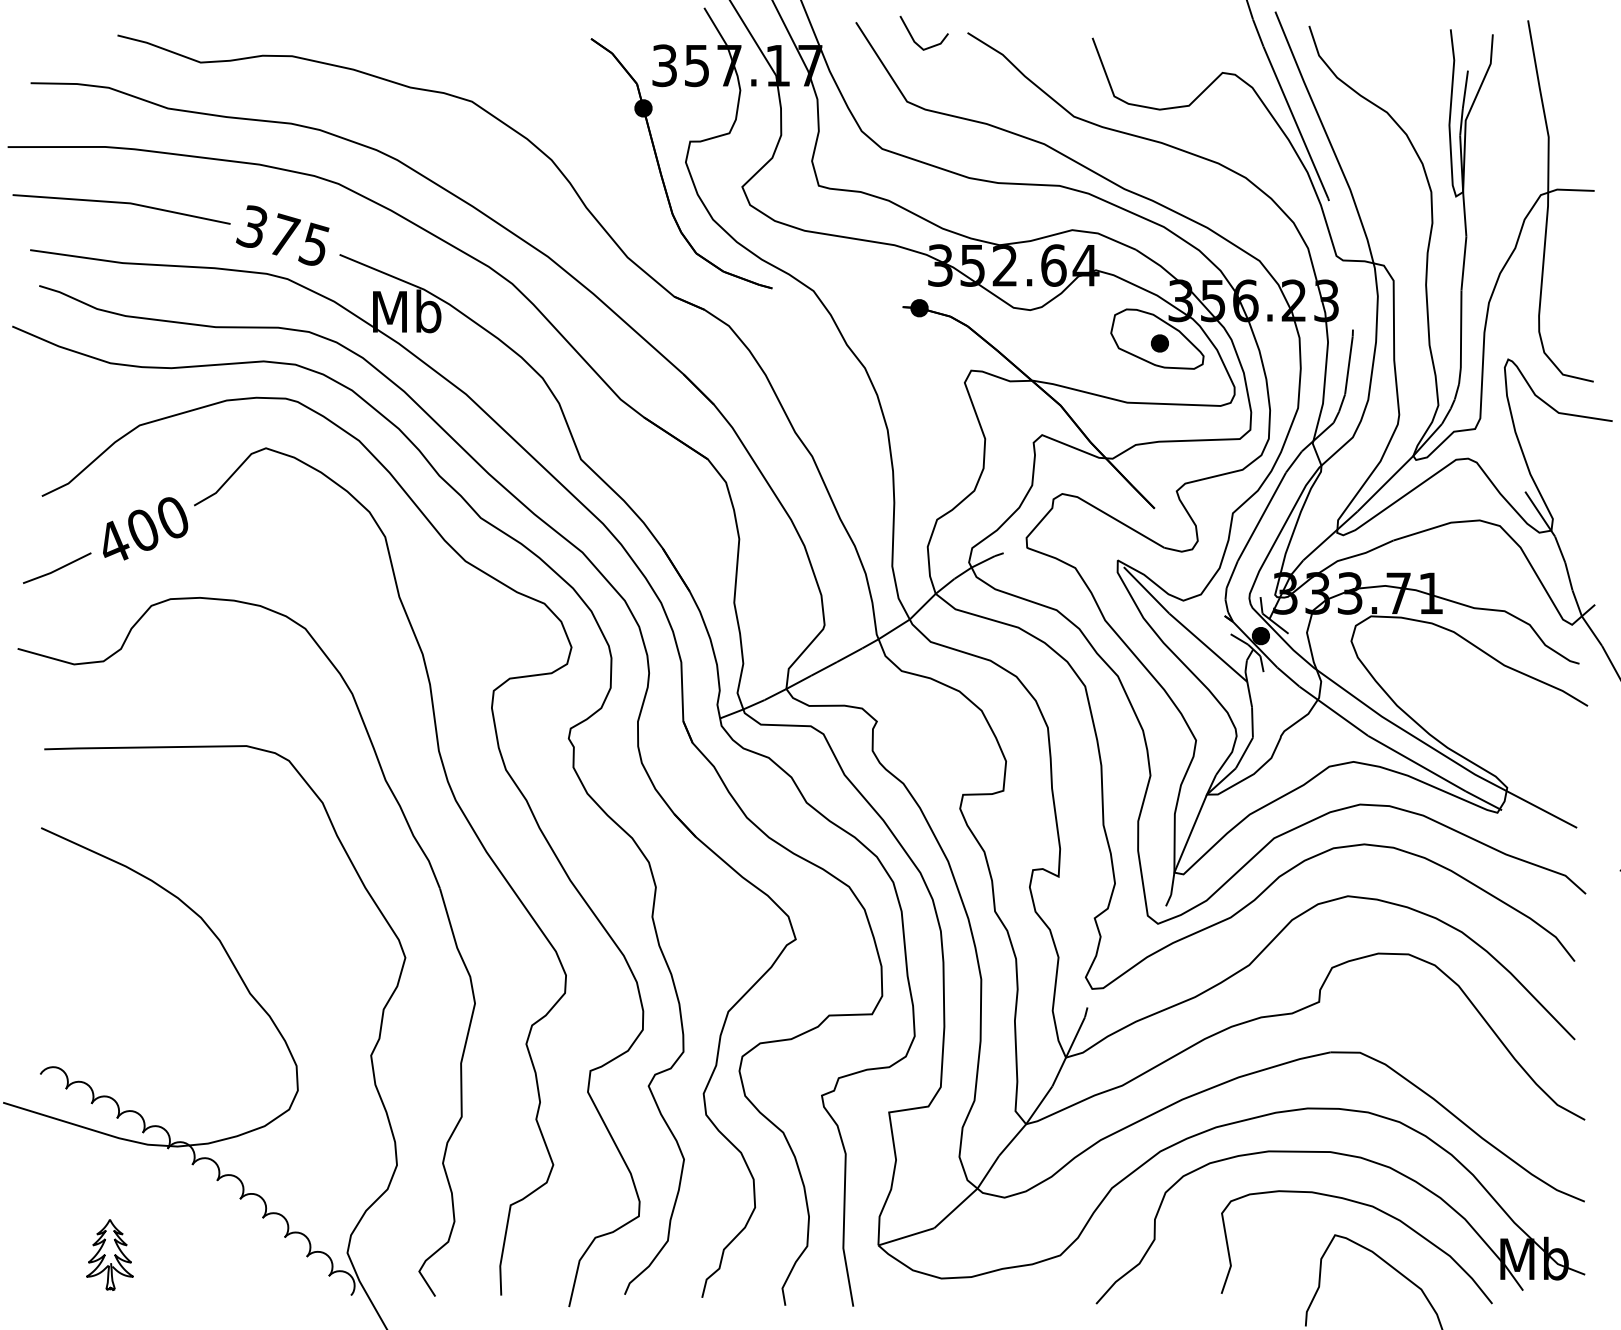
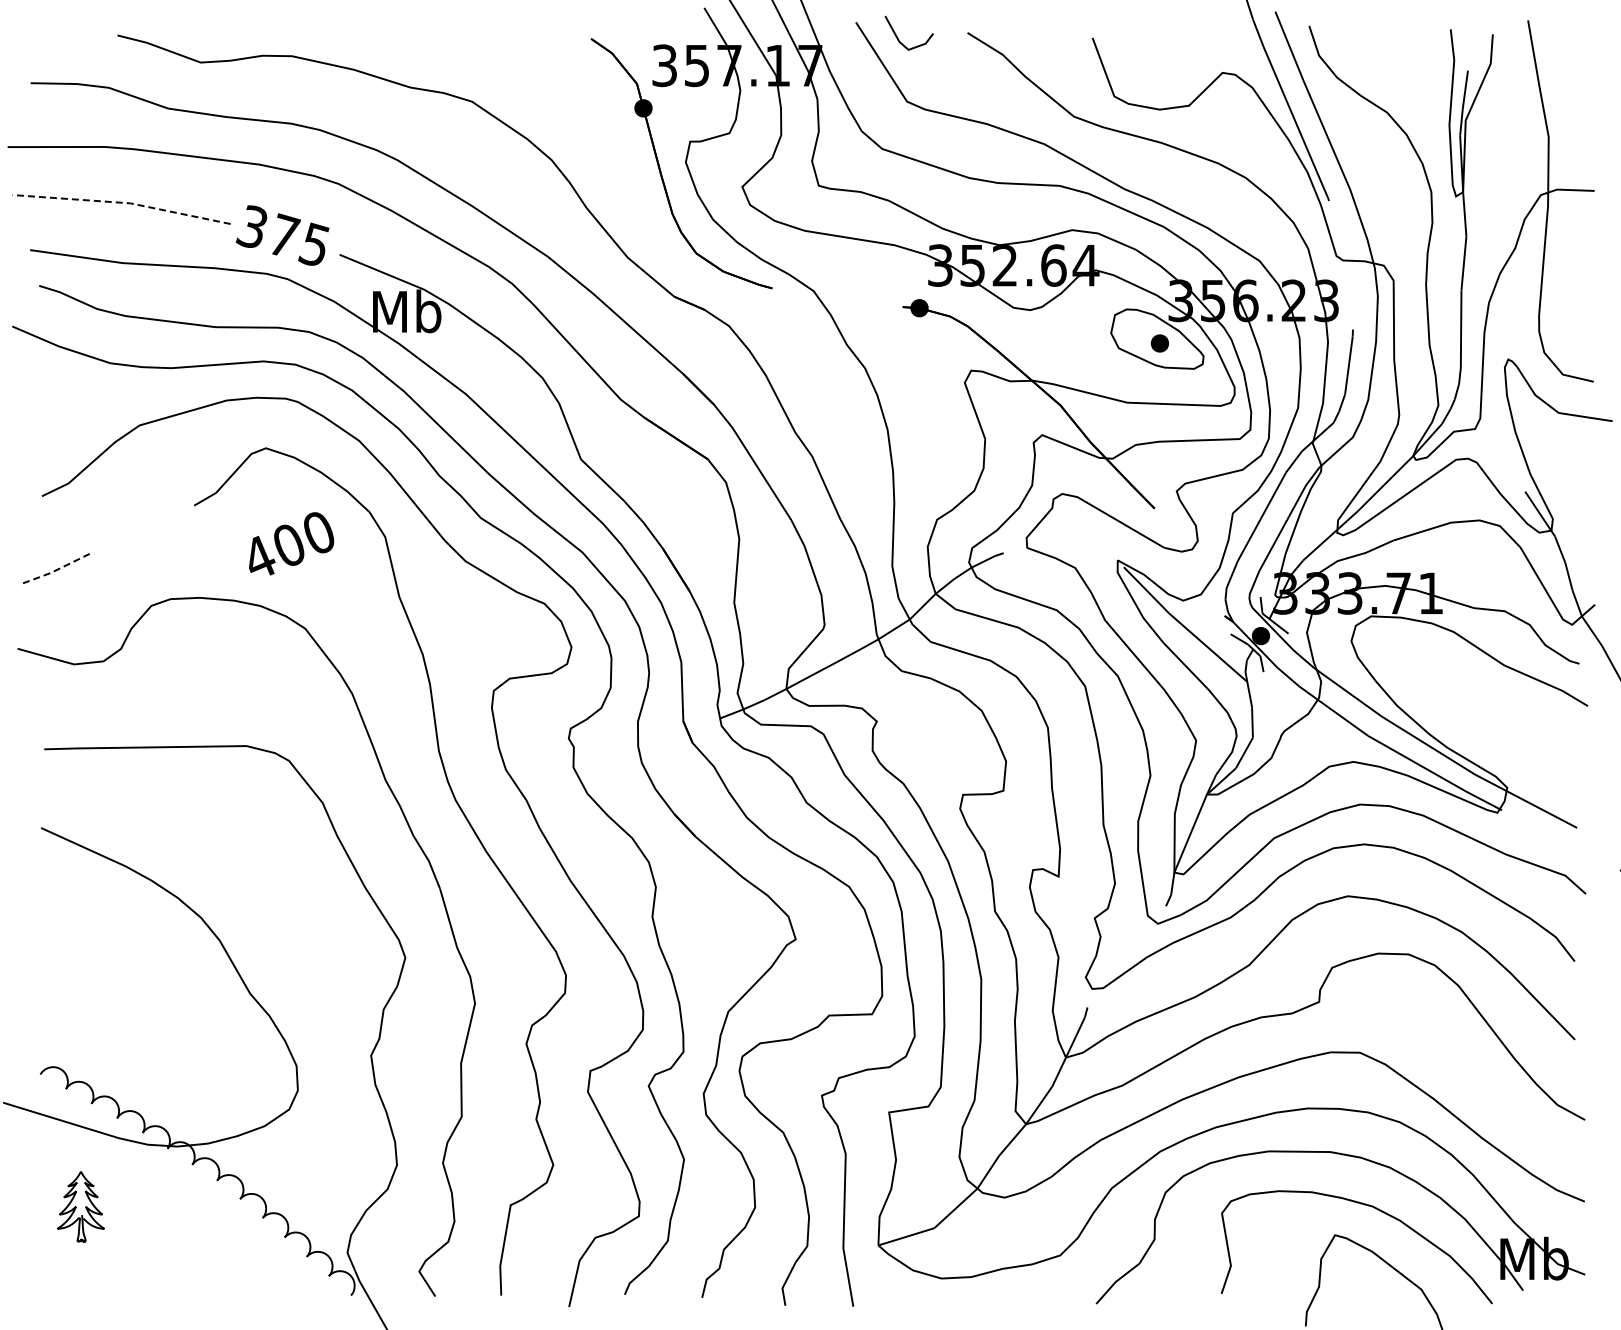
line position: (913, 37) -> (898, 37) (898, 37)
line: solid -> dashed (122, 202)
text position: (145, 528) -> (291, 543) (291, 543)
line: solid -> dashed (57, 569)
part position: (109, 1254) -> (80, 1206) (80, 1206)
